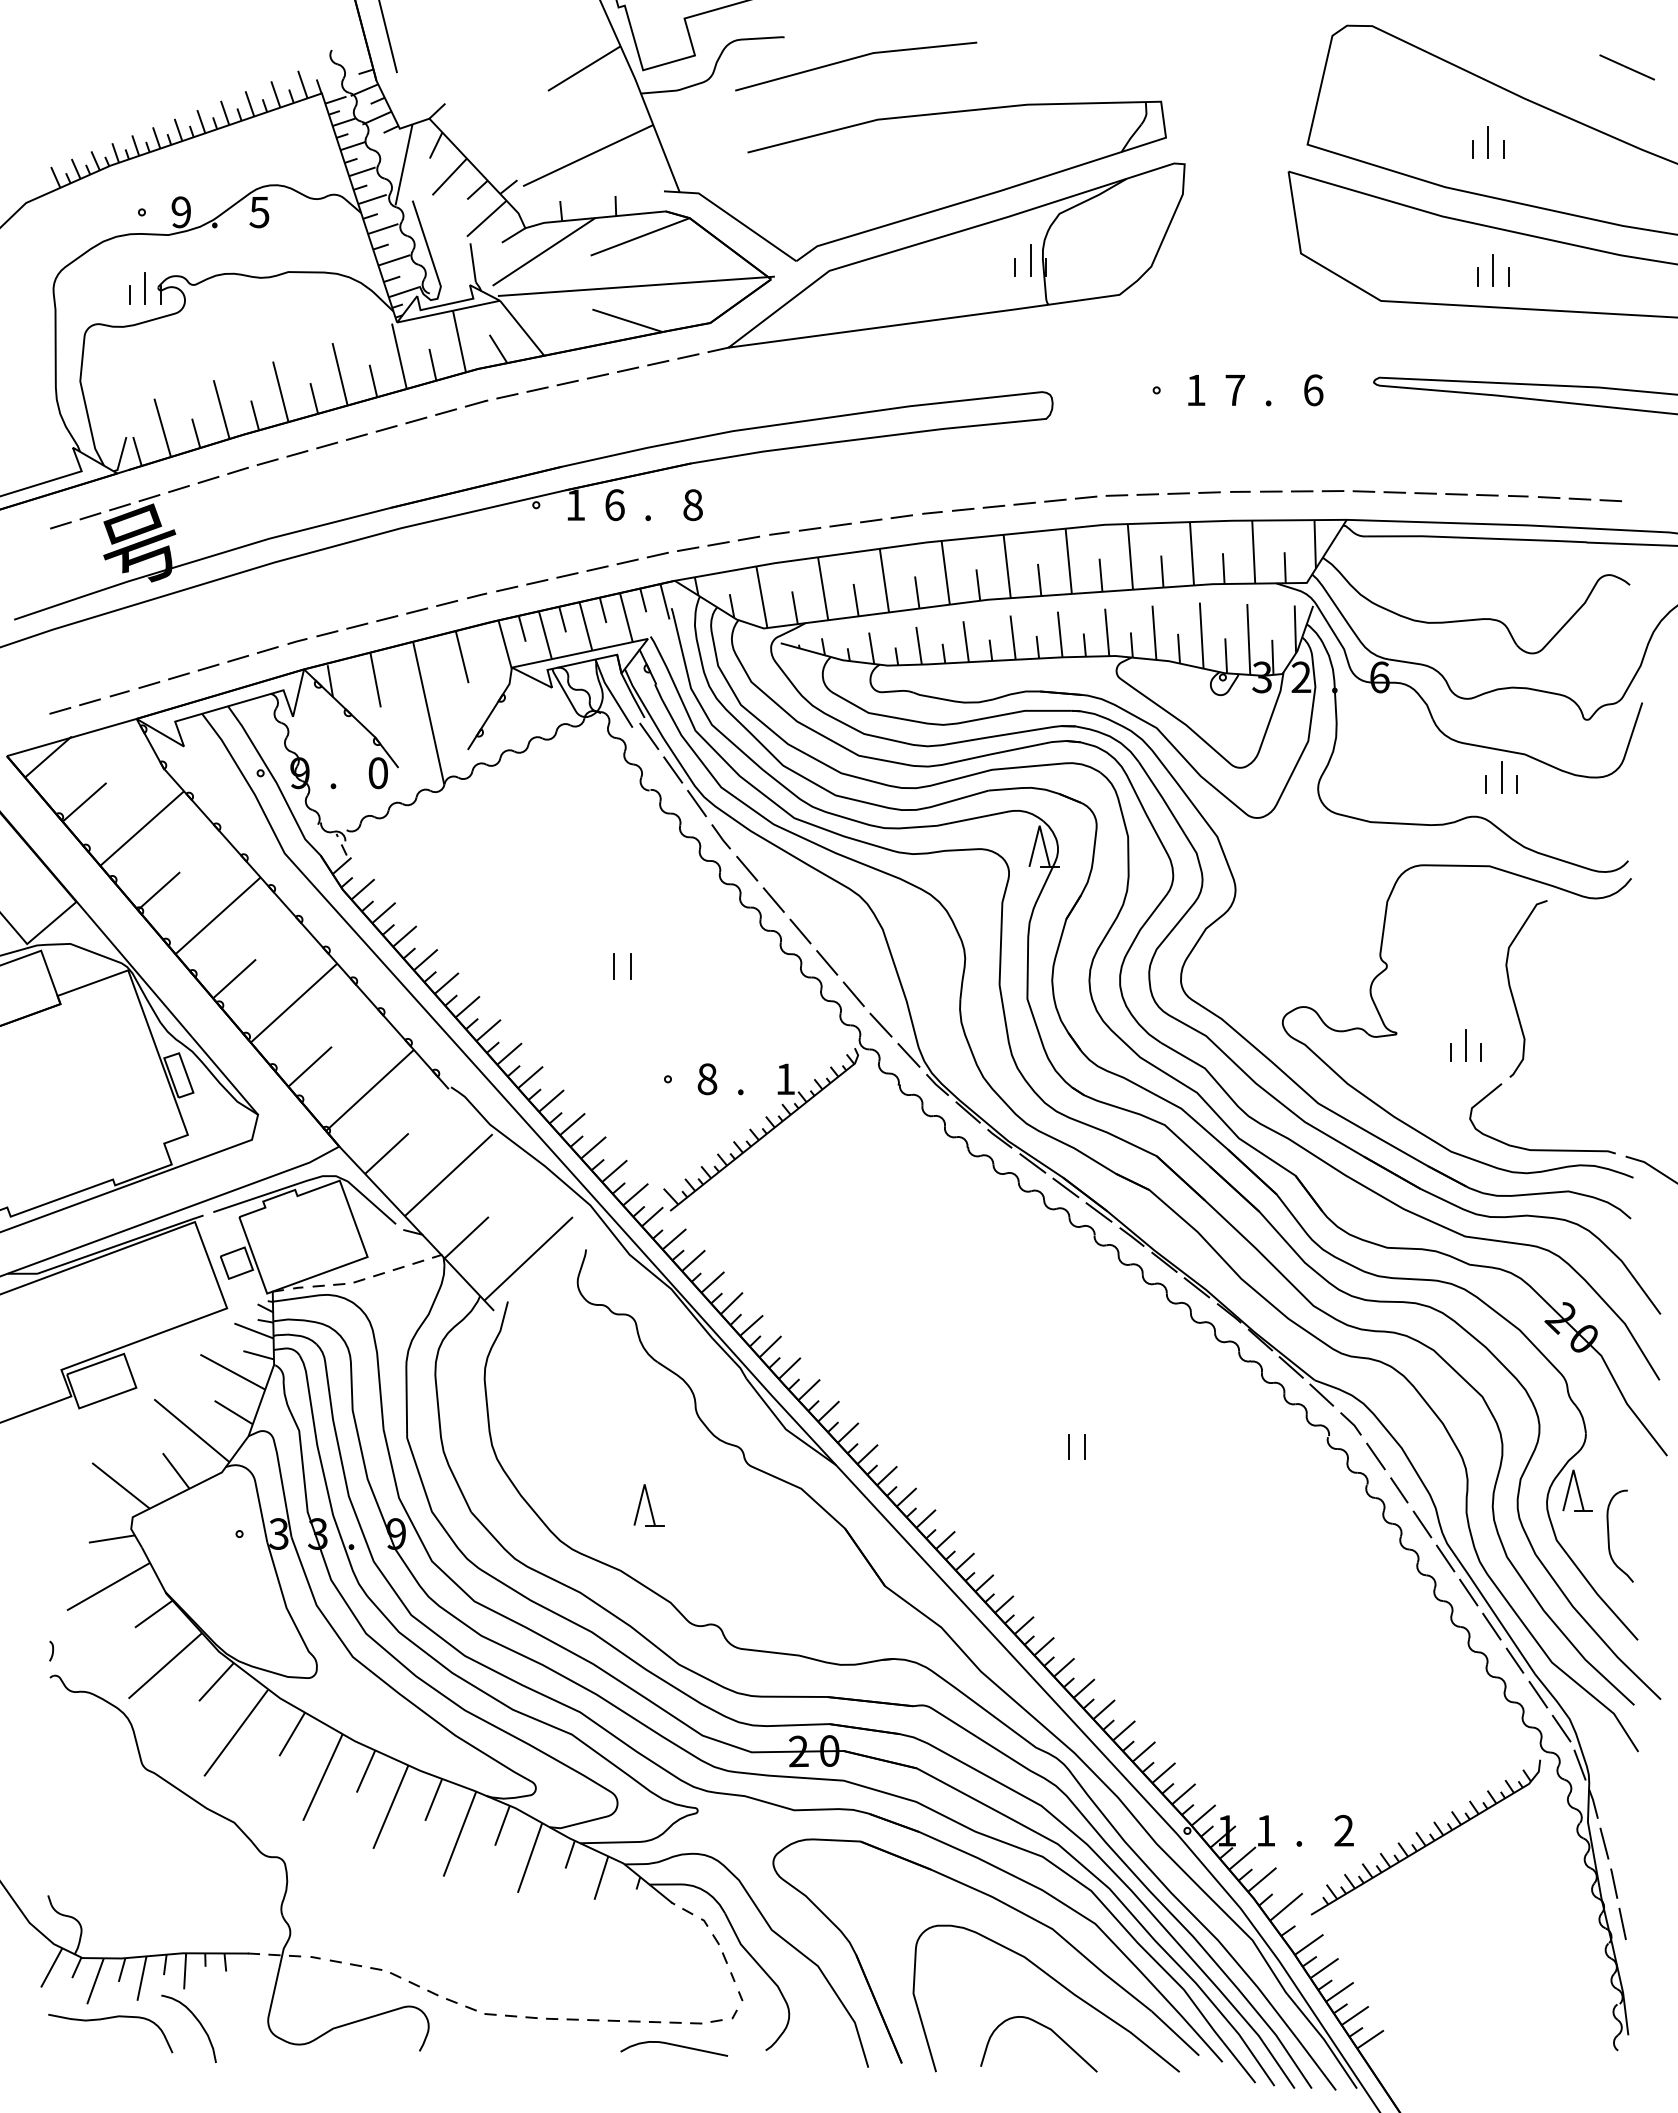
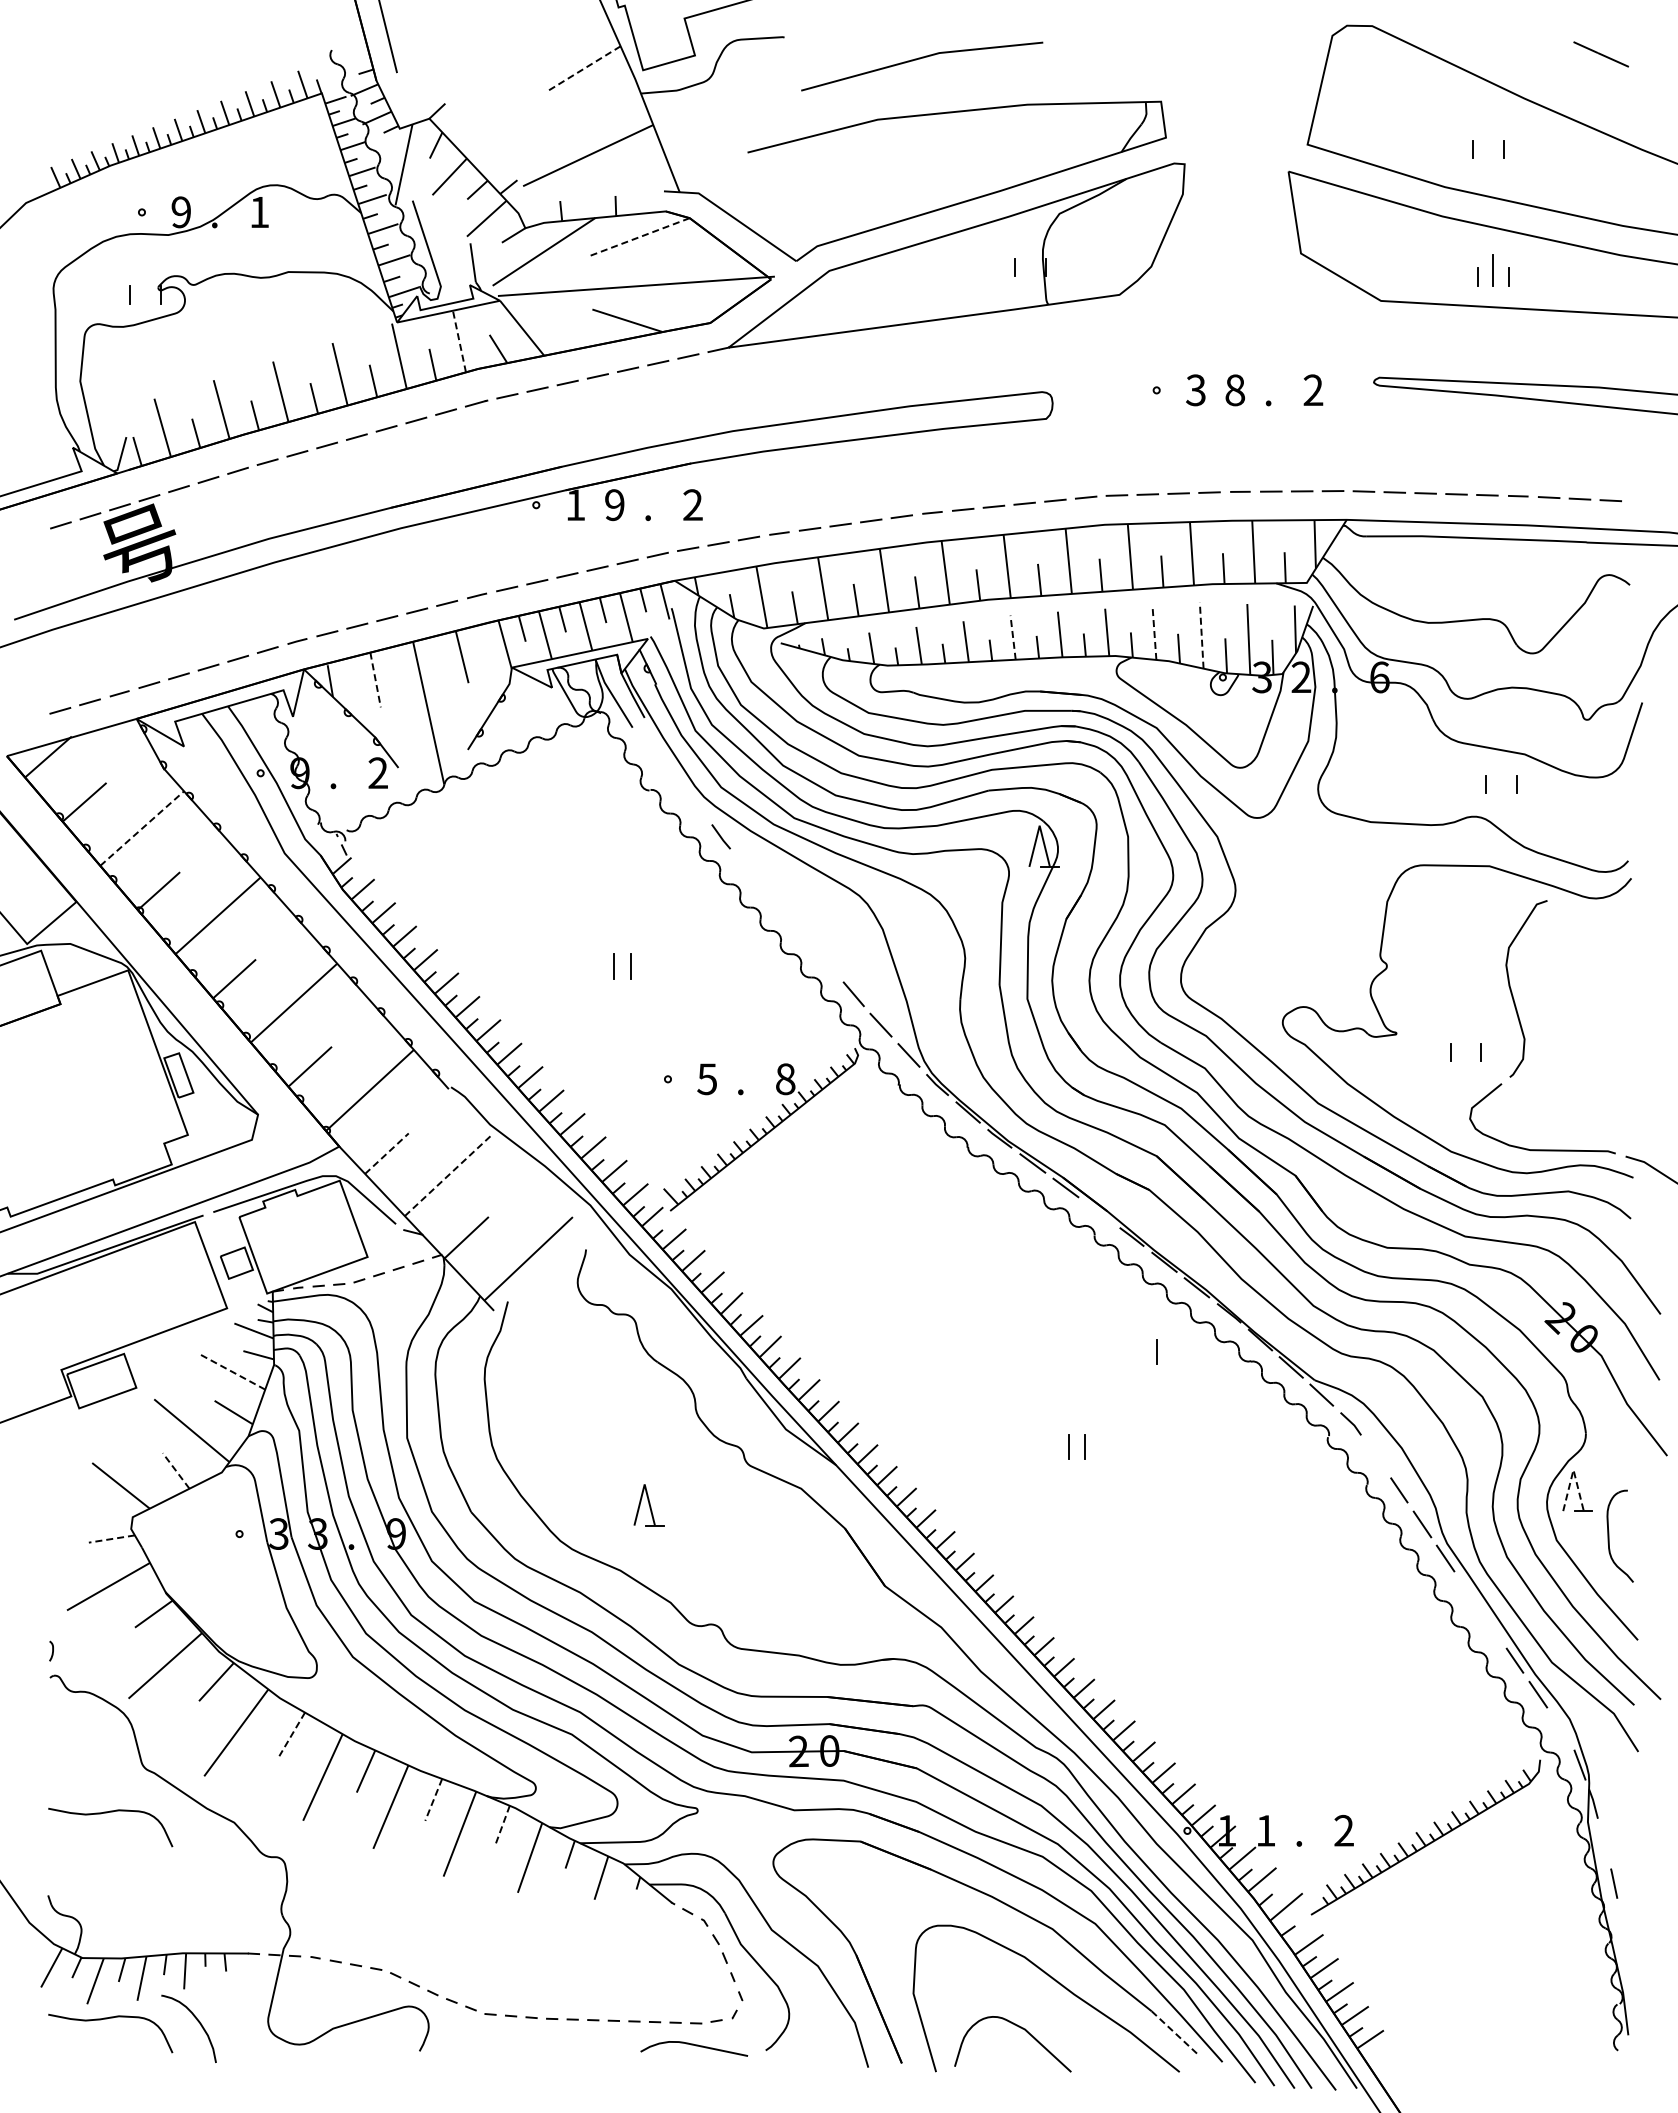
line position: (854, 59) -> (920, 59) (920, 59)
line position: (1626, 67) -> (1600, 54) (1600, 54)
line: solid -> dashed (584, 68)
line: present -> none (1487, 142)
text: 5 -> 1 (259, 212)
line: solid -> dashed (640, 236)
line: present -> none (1030, 260)
line: present -> none (145, 287)
line: solid -> dashed (459, 341)
text: 1 -> 3 (1195, 390)
text: 7 -> 8 (1235, 390)
text: 6 -> 2 (1313, 390)
text: 6 -> 9 (614, 505)
text: 8 -> 2 (692, 505)
line: solid -> dashed (1154, 632)
line: solid -> dashed (1201, 635)
line: solid -> dashed (1013, 637)
line: solid -> dashed (375, 680)
line: present -> none (649, 736)
line: present -> none (673, 769)
text: 0 -> 2 (377, 773)
line: present -> none (1501, 777)
line: present -> none (696, 803)
line: solid -> dashed (142, 828)
line: present -> none (747, 868)
line: present -> none (773, 899)
line: present -> none (800, 931)
line: present -> none (827, 962)
line: present -> none (1465, 1044)
text: 8 -> 5 (707, 1079)
text: 1 -> 8 (785, 1079)
line: solid -> dashed (386, 1153)
line: solid -> dashed (449, 1174)
line: present -> none (1098, 1212)
line: none -> present (1156, 1351)
line: solid -> dashed (232, 1372)
line: present -> none (1375, 1456)
line: solid -> dashed (1573, 1469)
line: solid -> dashed (175, 1470)
line: solid -> dashed (111, 1539)
line: present -> none (1468, 1592)
line: present -> none (1491, 1626)
line: present -> none (1561, 1728)
line: solid -> dashed (291, 1734)
line: solid -> dashed (433, 1799)
curve: none -> present (107, 1813)
line: solid -> dashed (502, 1826)
line: present -> none (1604, 1843)
line: present -> none (1622, 1923)
curve position: (1046, 2028) -> (1020, 2028) (1020, 2028)
line: solid -> dashed (1175, 2033)
curve position: (675, 2046) -> (695, 2046) (695, 2046)
